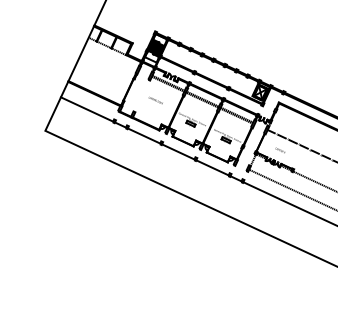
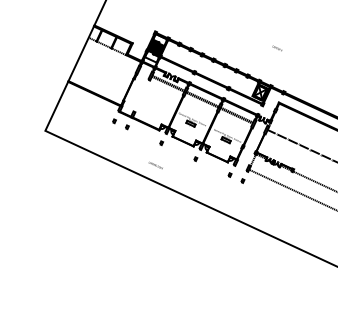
text position: (155, 100) -> (155, 165) (155, 165)
text position: (280, 150) -> (277, 48) (277, 48)
line: present -> none (197, 160)
